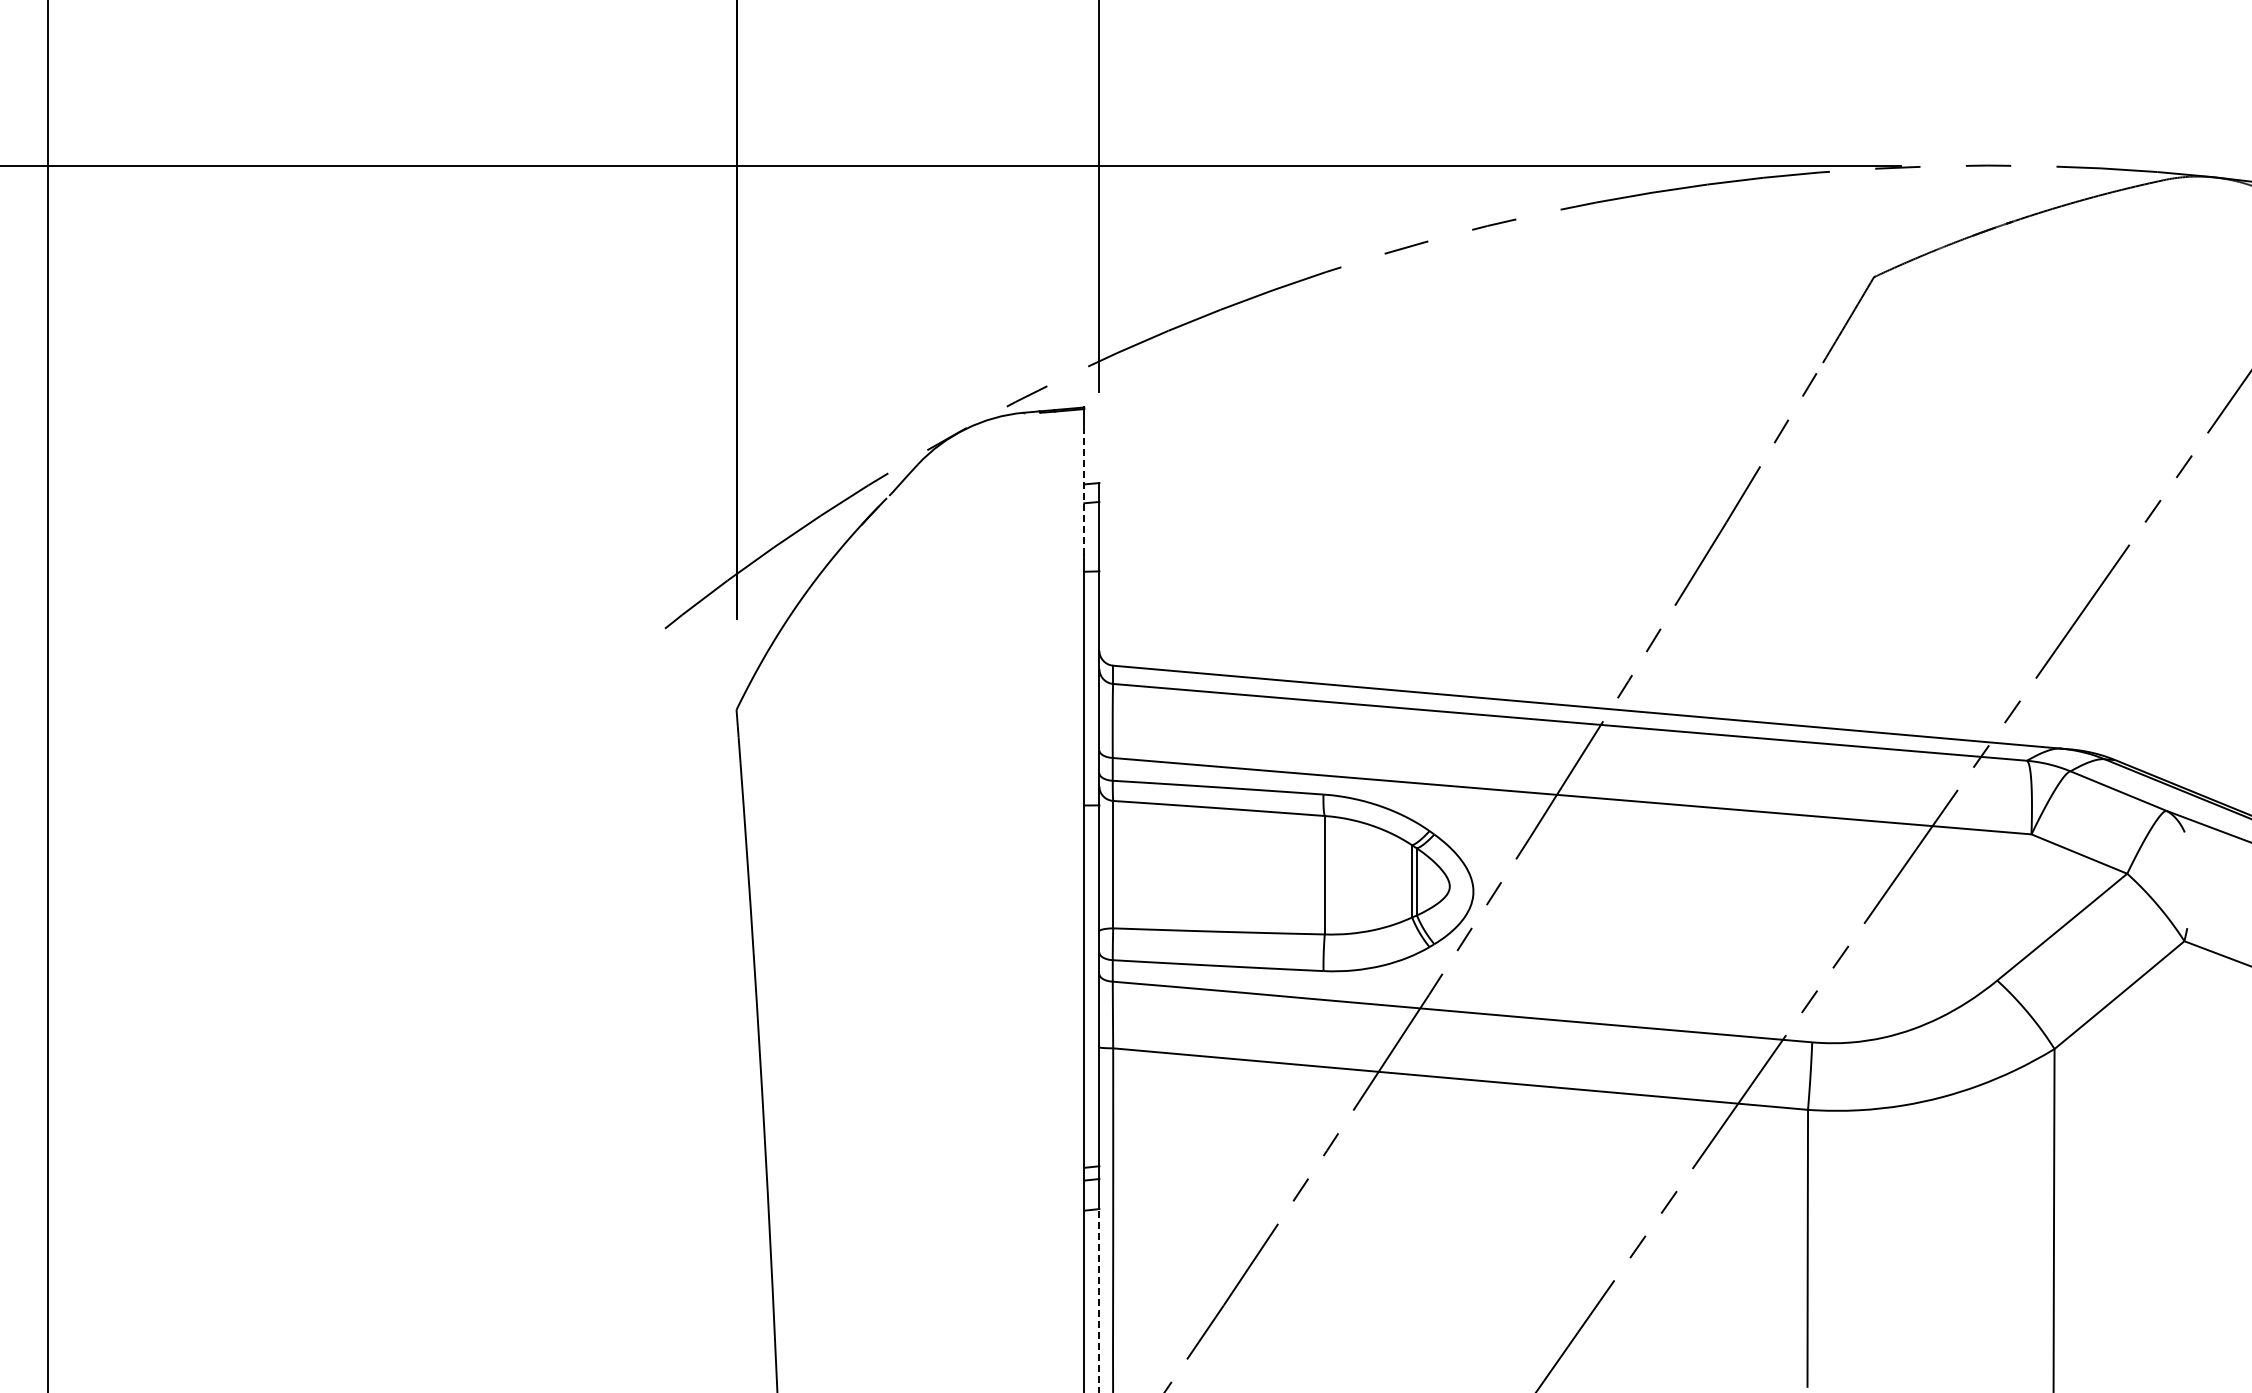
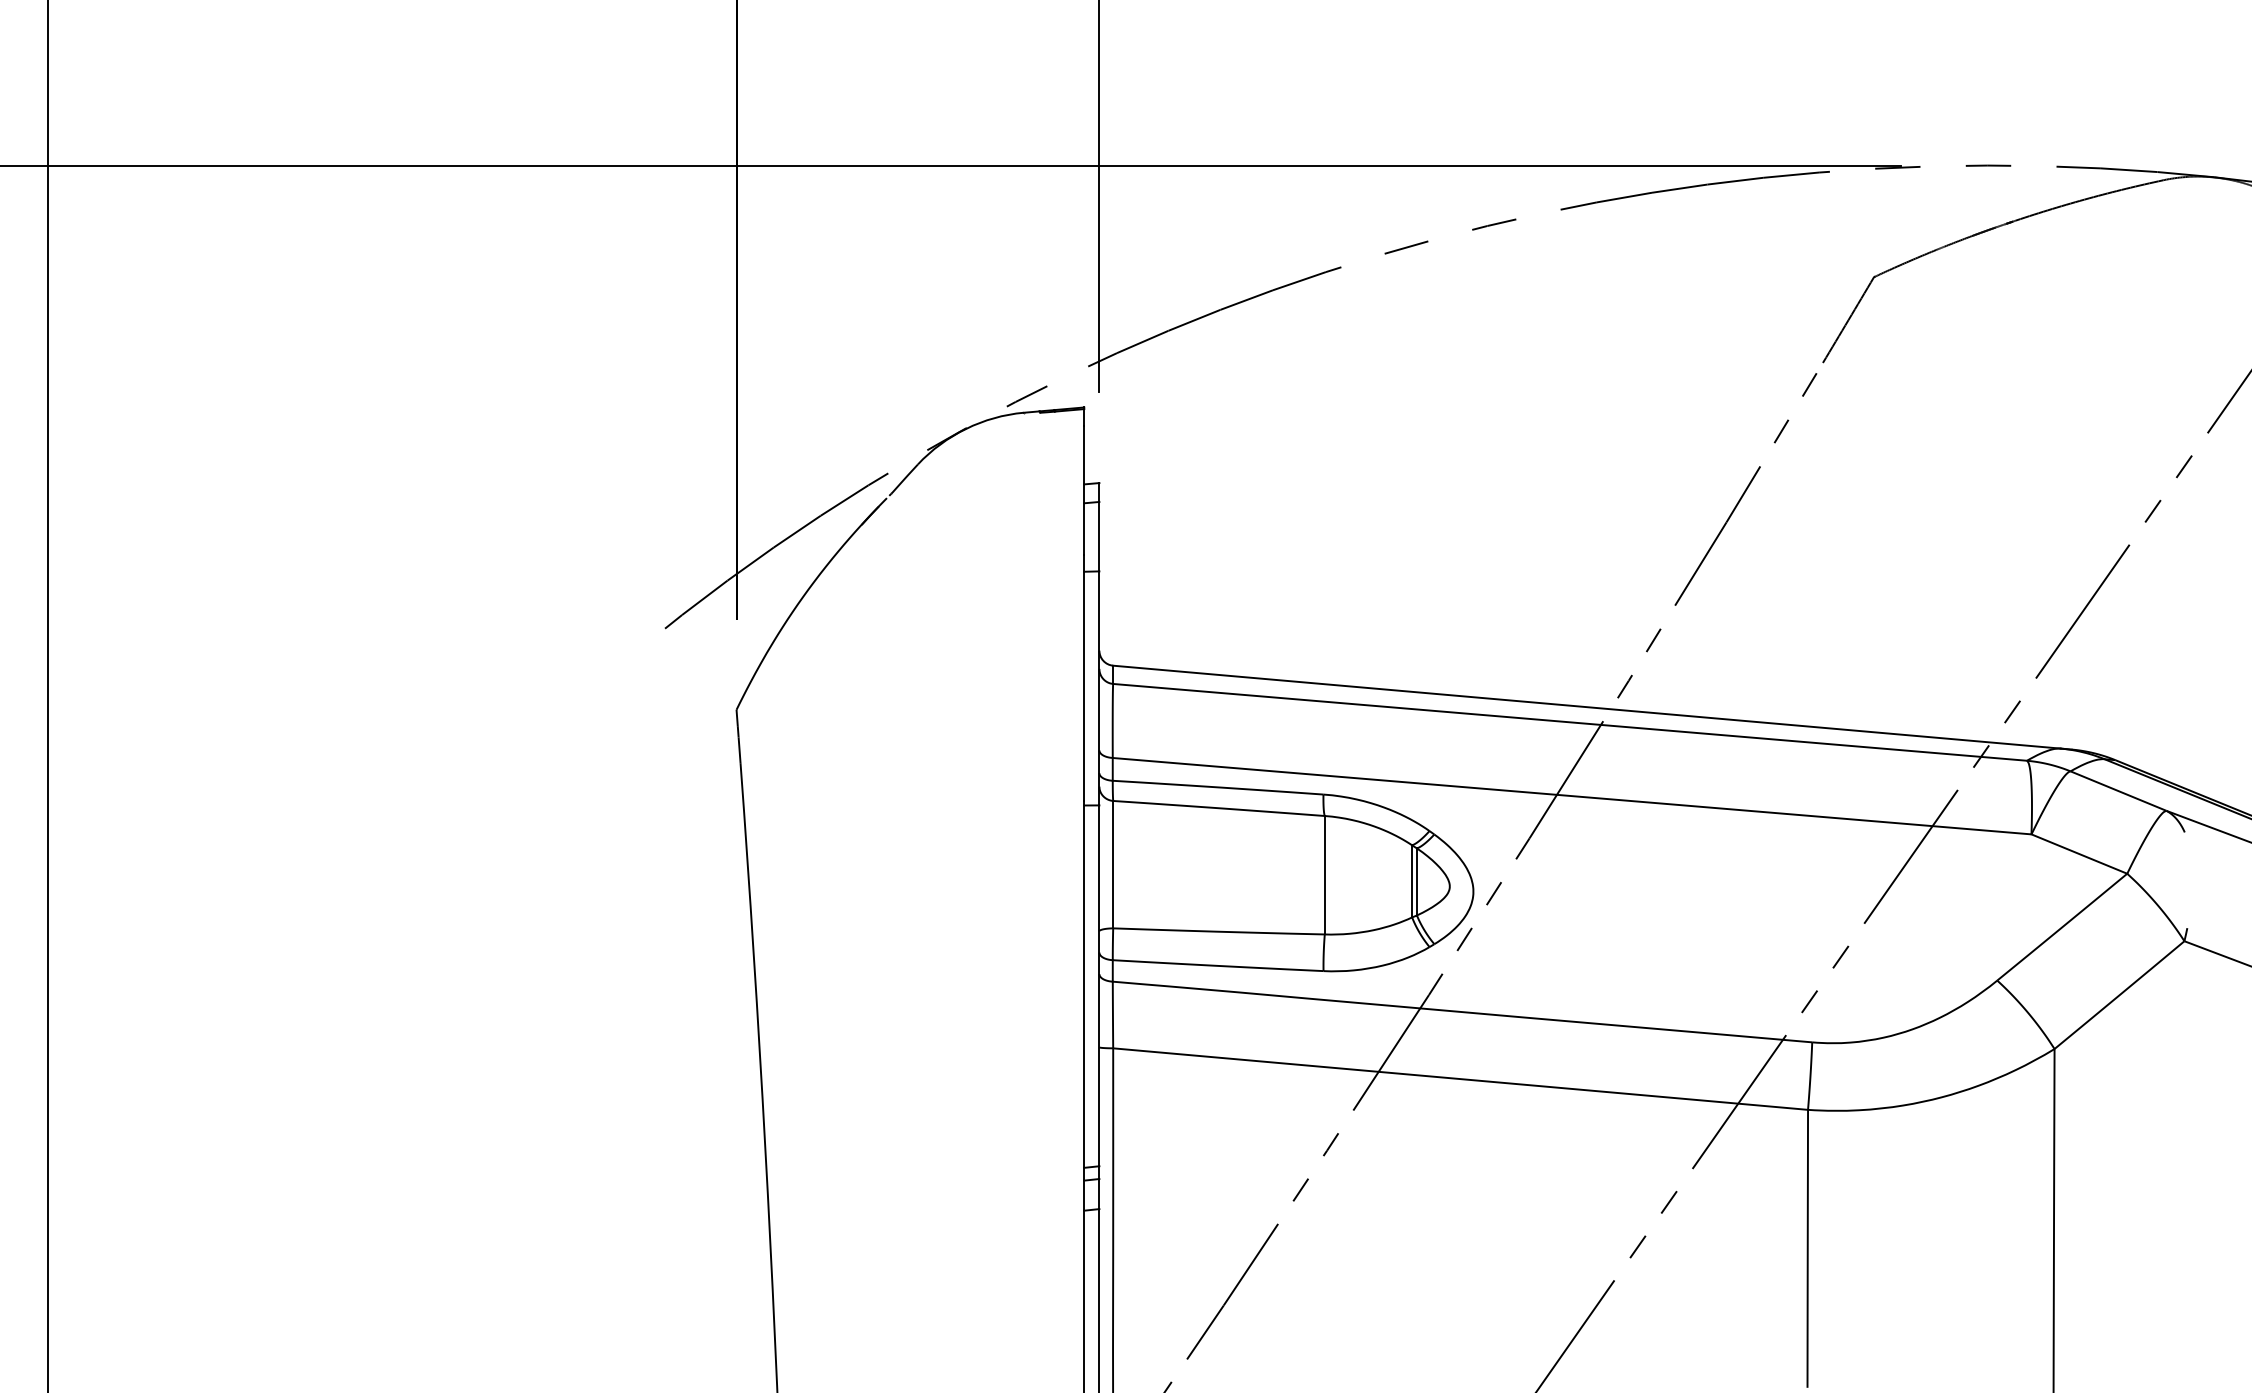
line: dashed -> solid (1084, 490)
line: dashed -> solid (1099, 1300)
